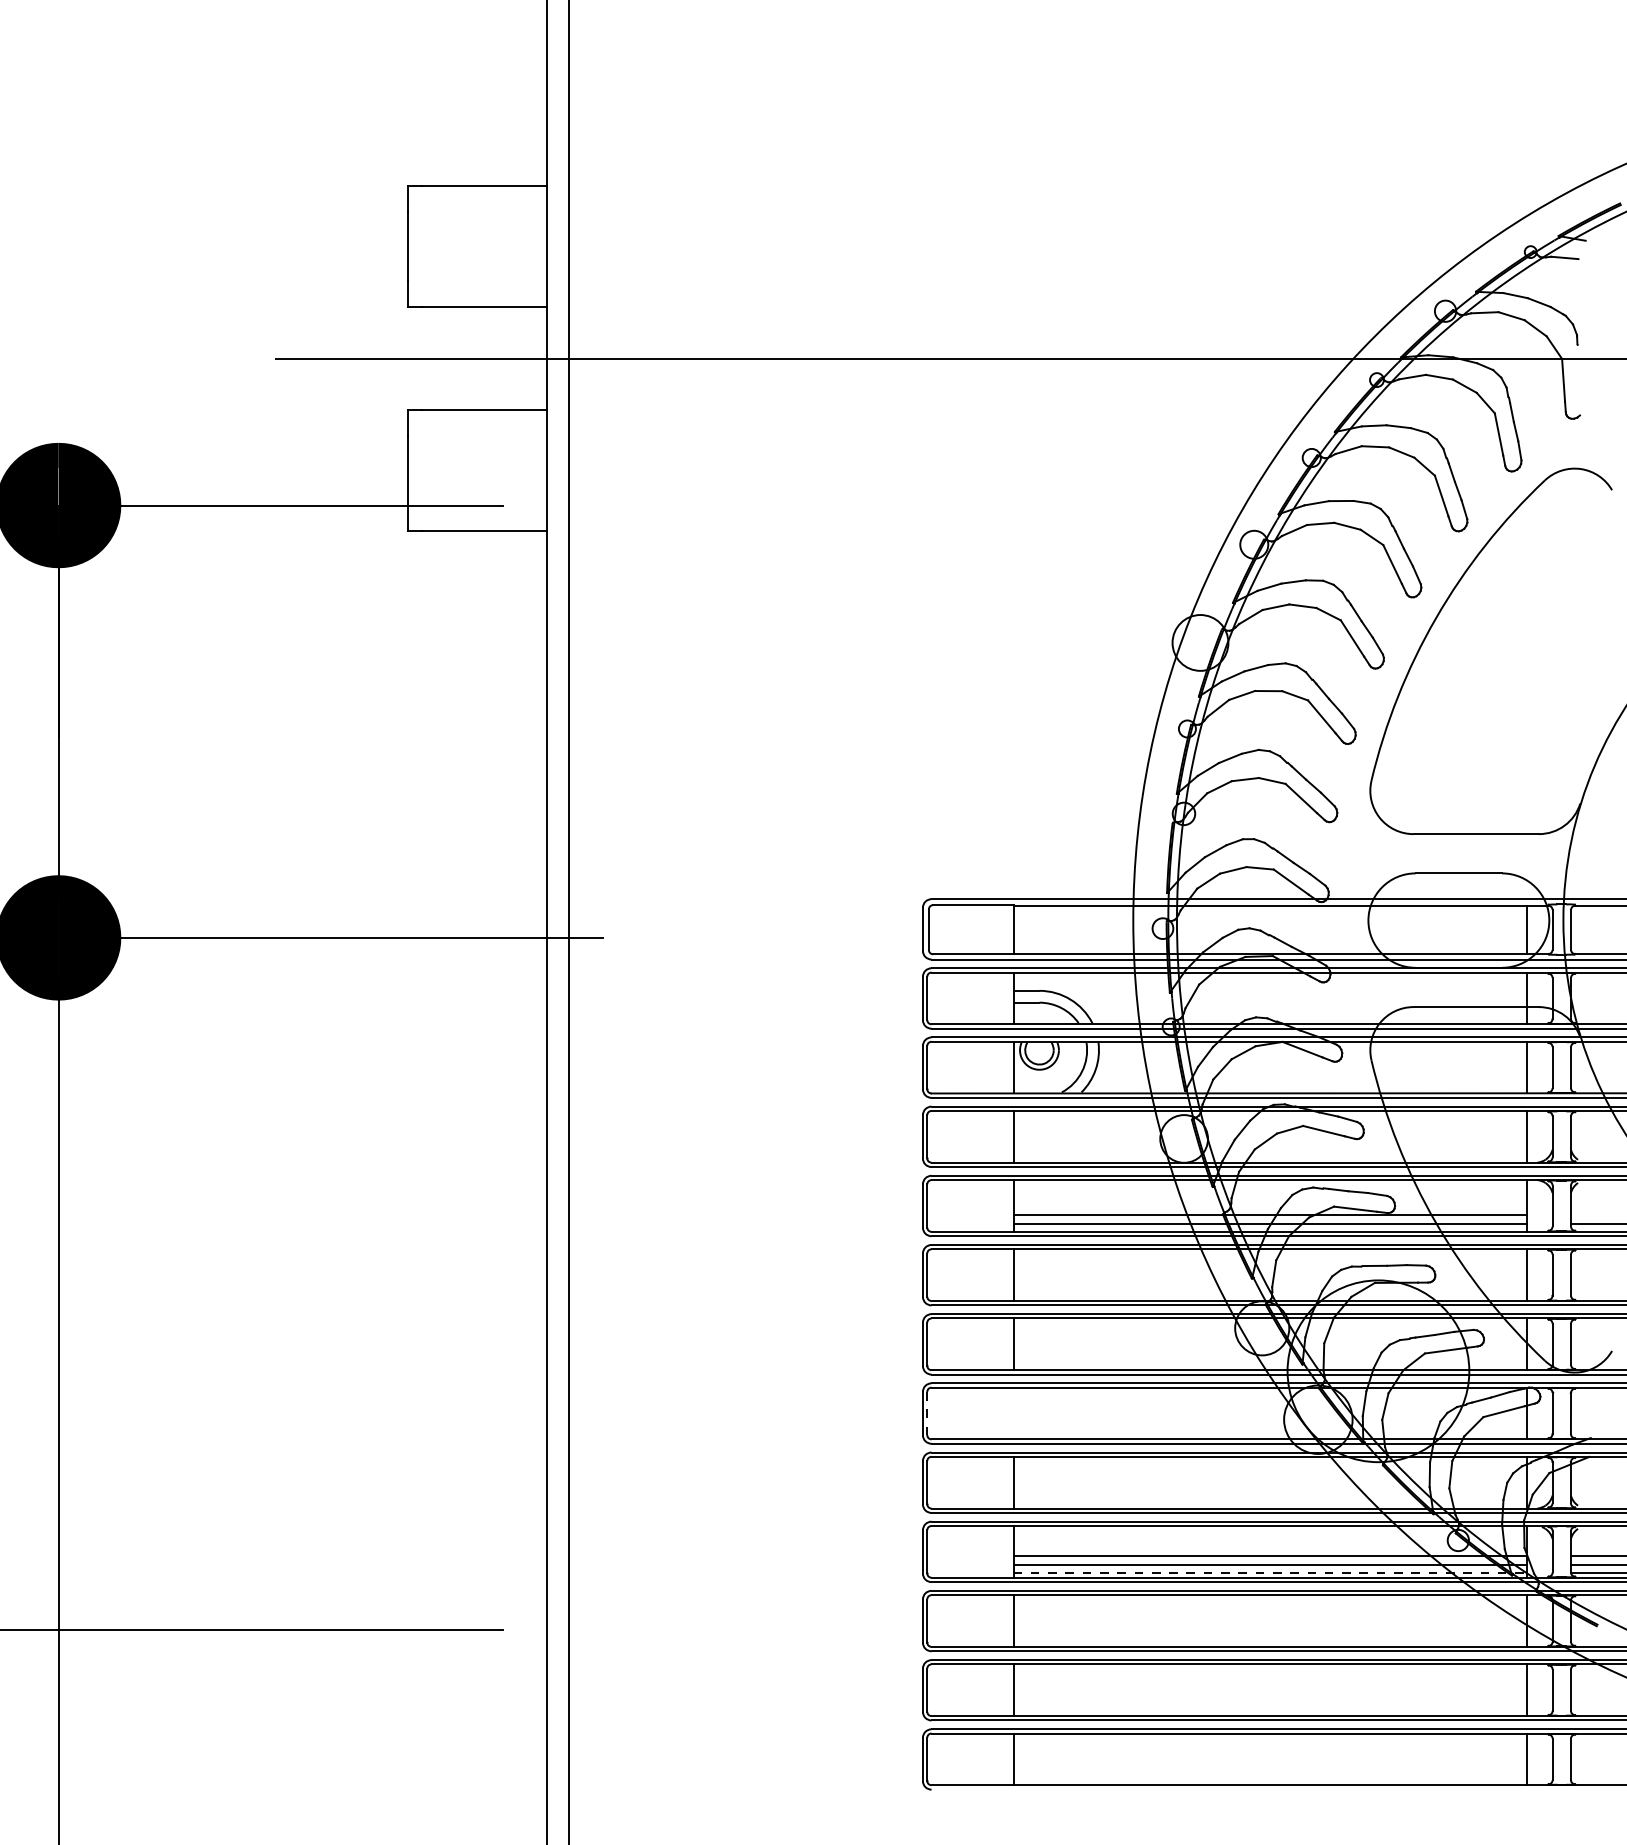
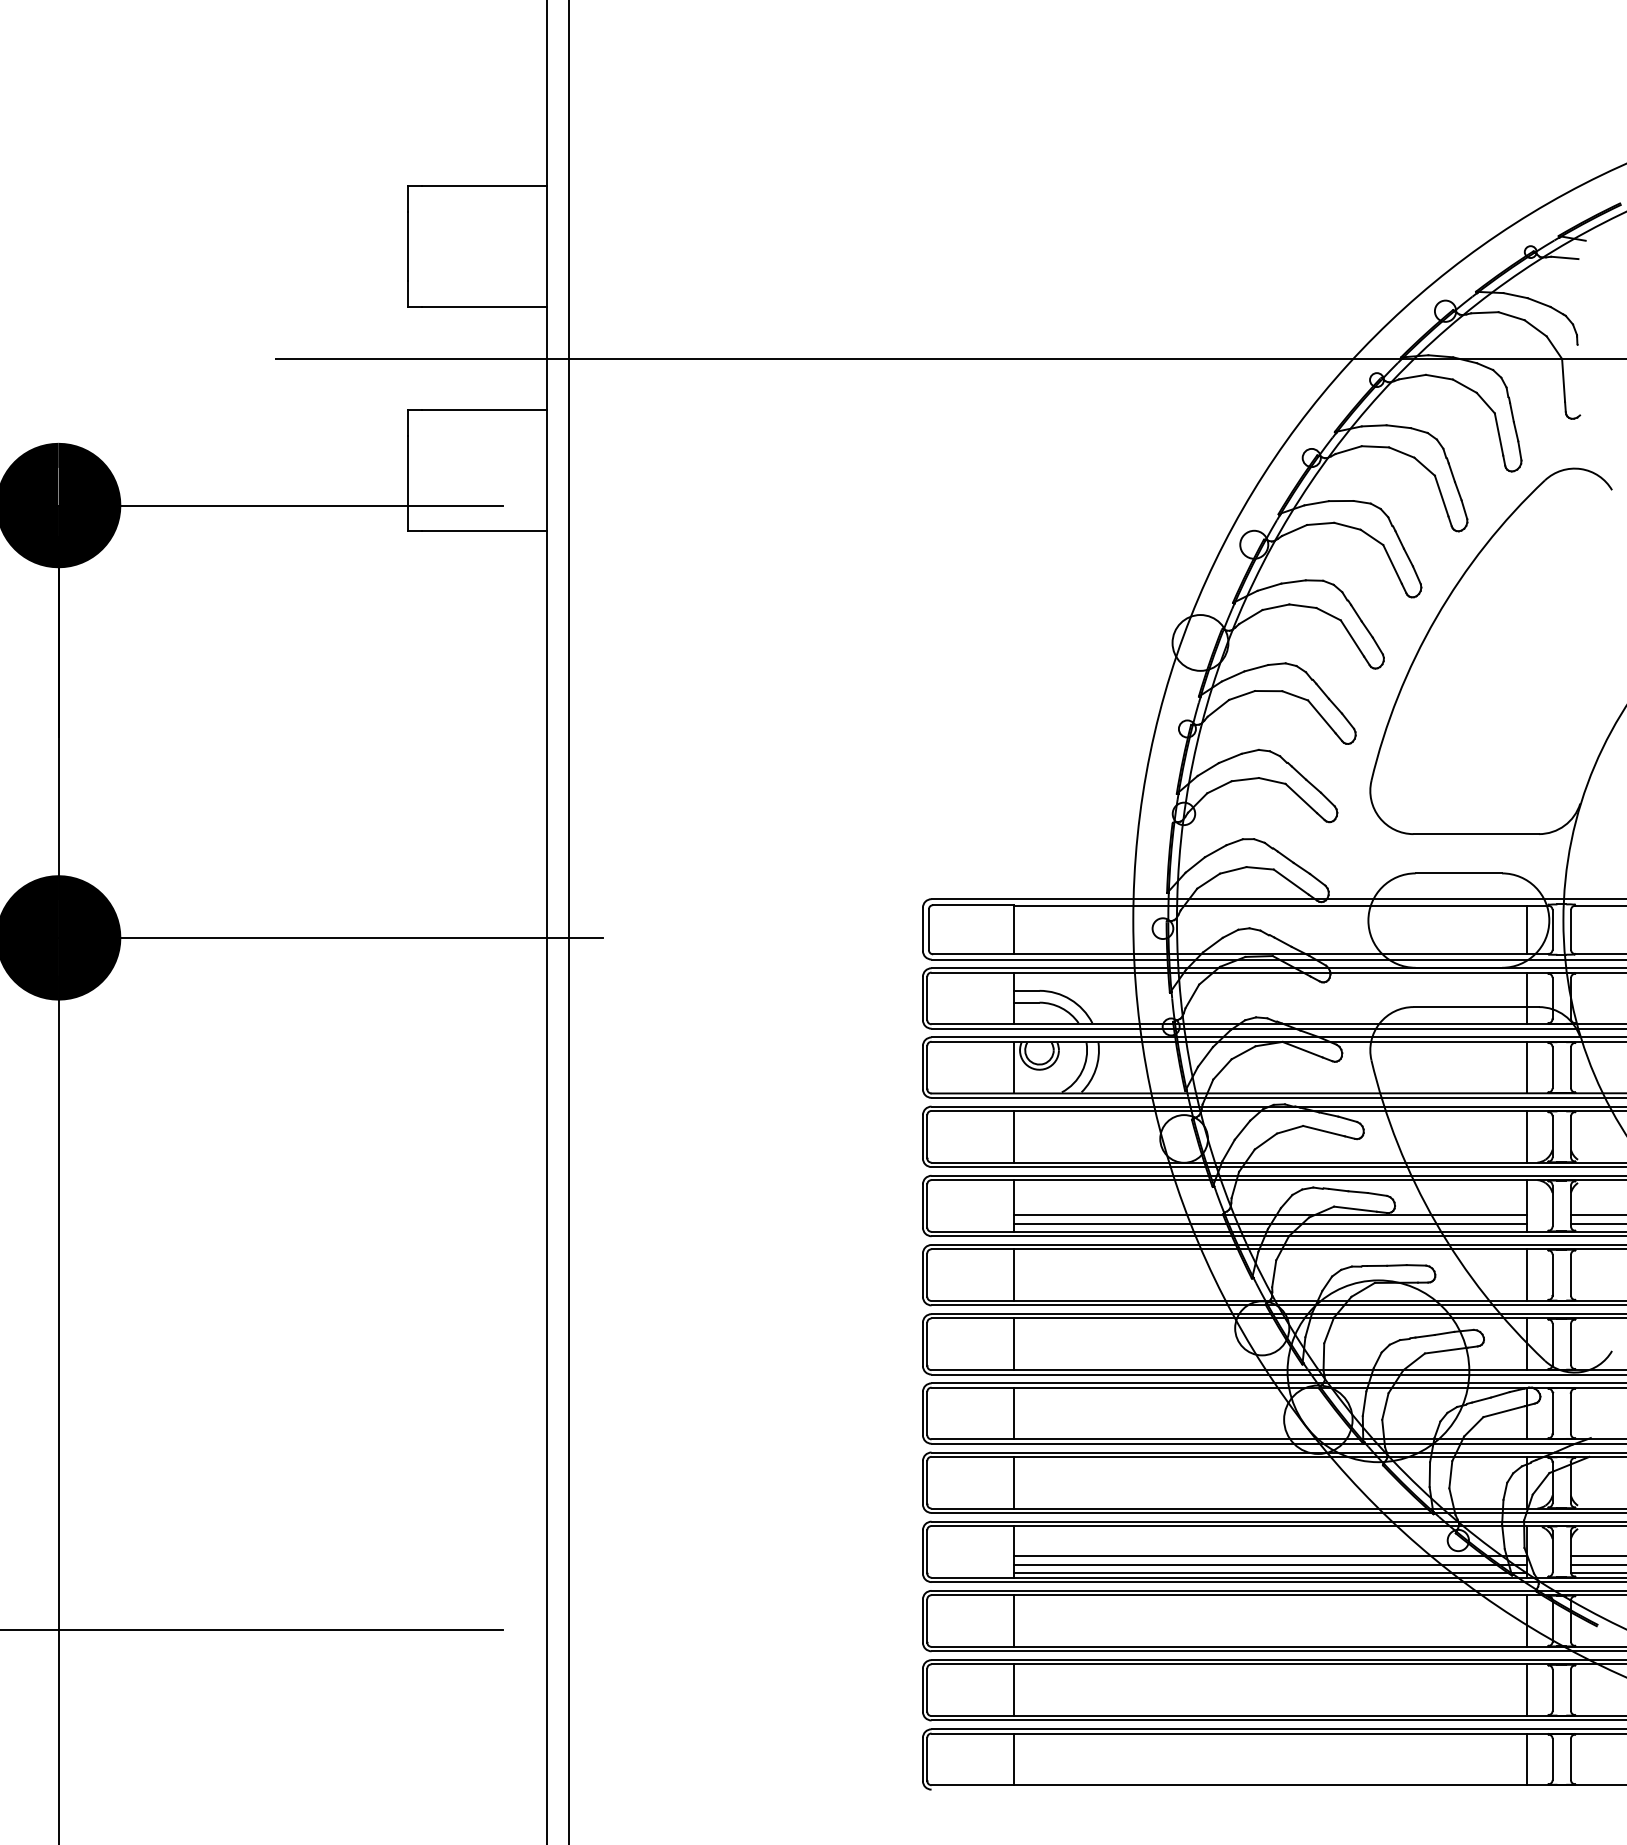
line: none -> present (1597, 1214)
line: dashed -> solid (927, 1413)
line: none -> present (1013, 1413)
line: dashed -> solid (1270, 1573)
